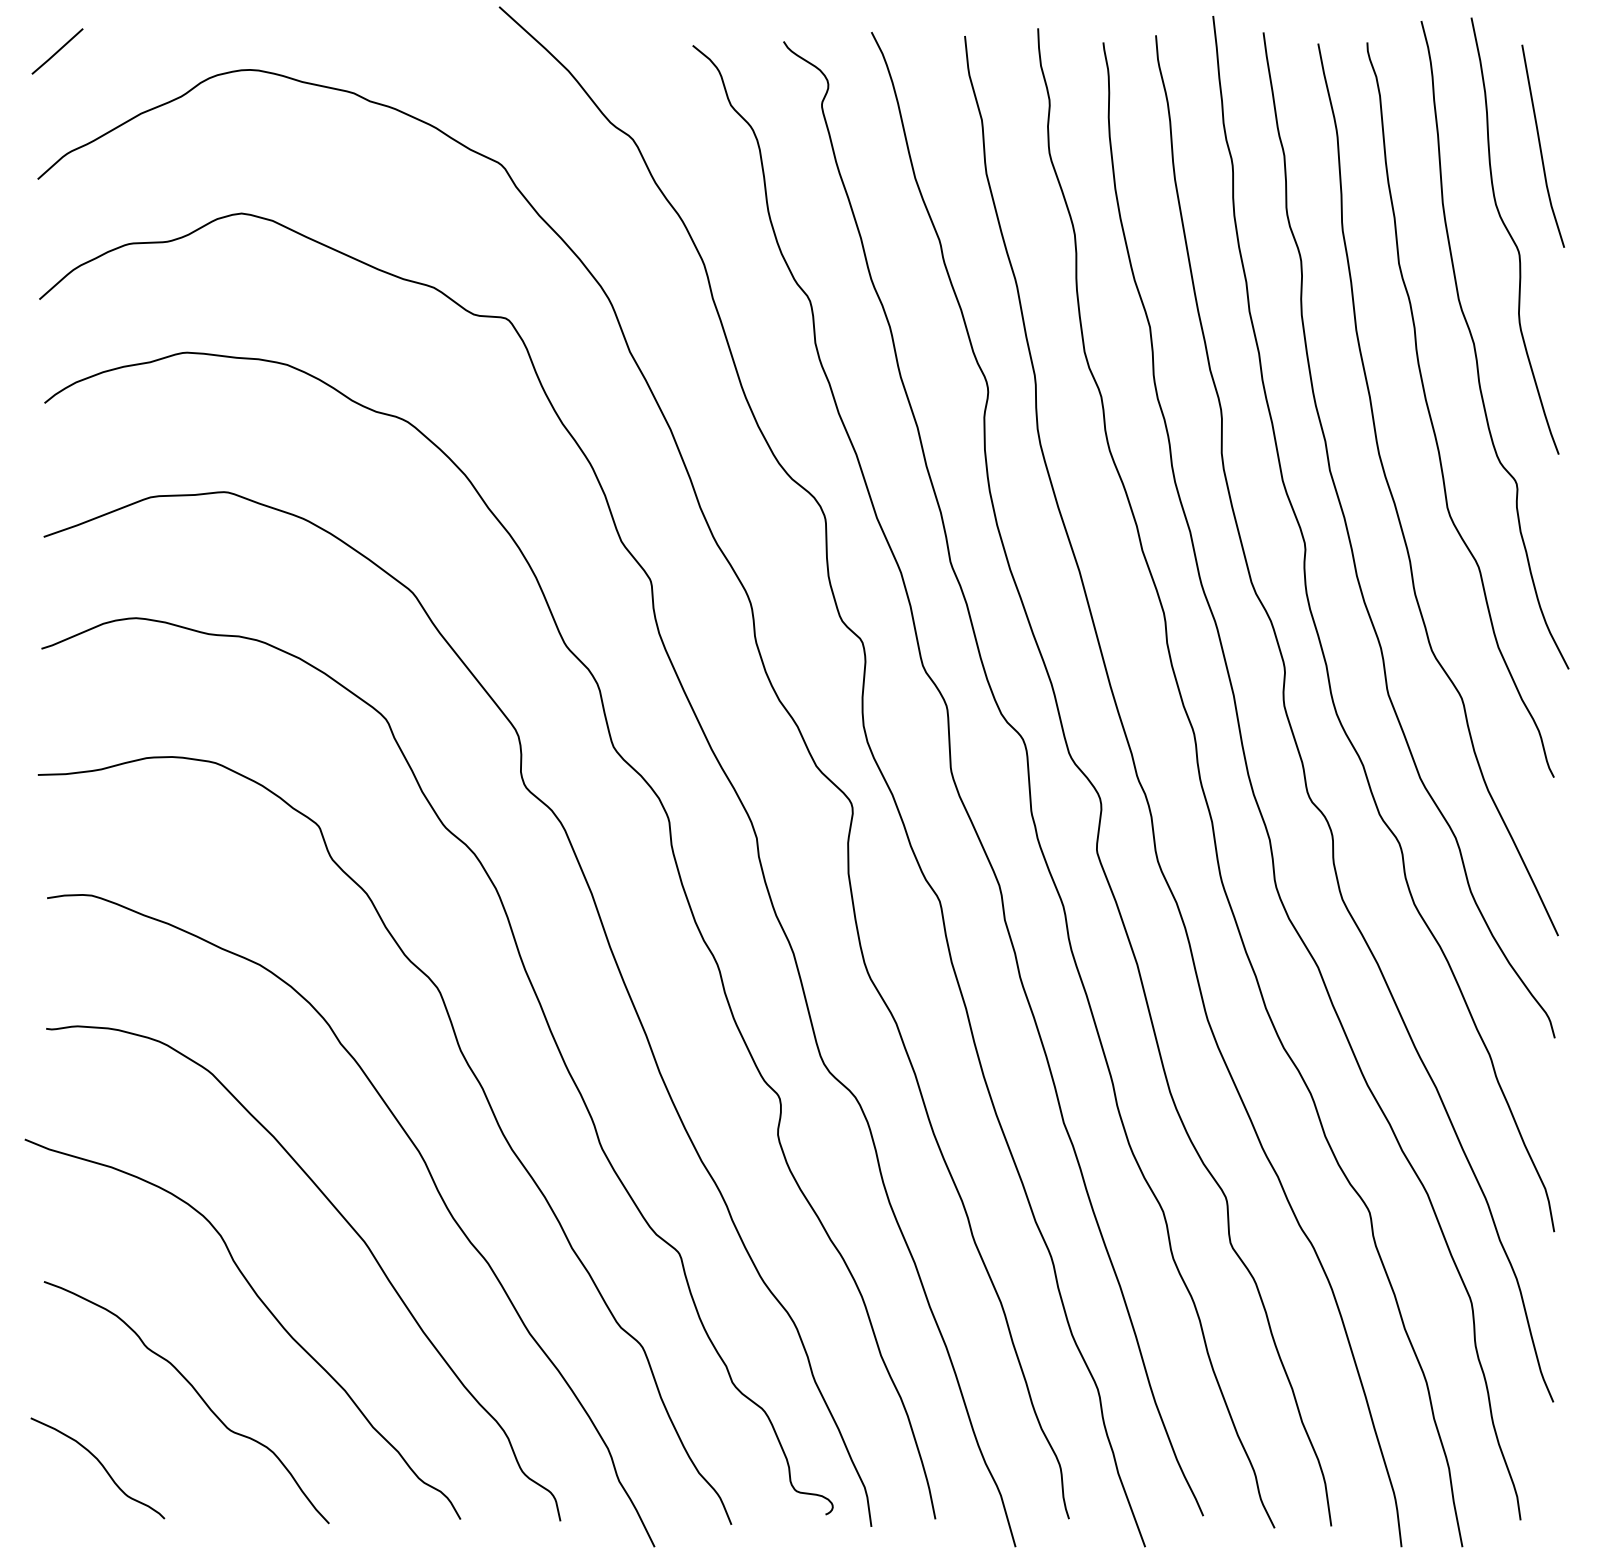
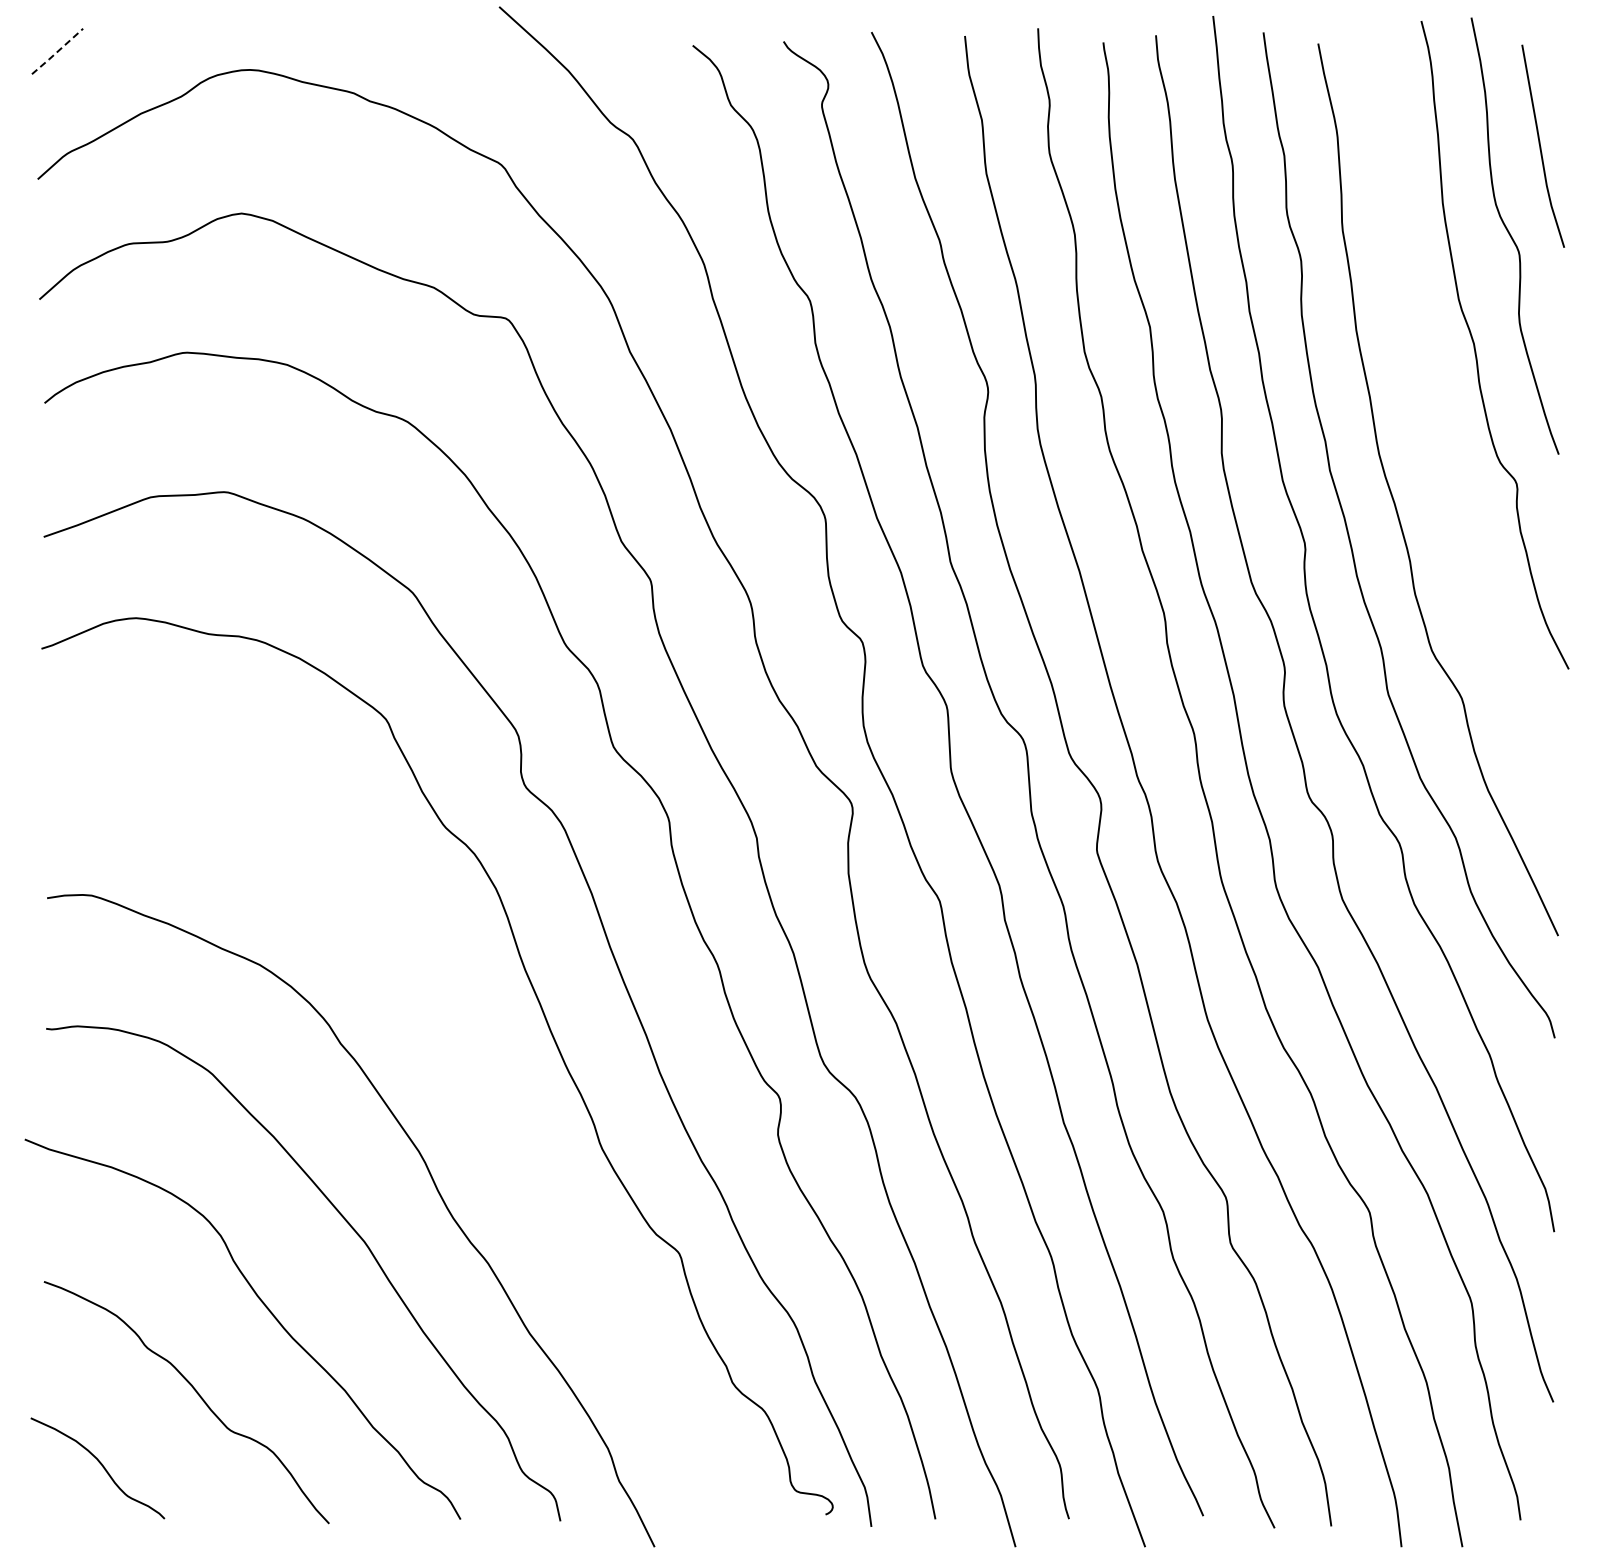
line: solid -> dashed (57, 52)
curve: present -> none (1431, 416)
curve: present -> none (486, 1100)
